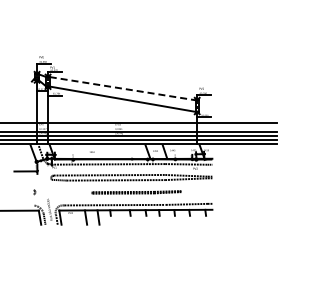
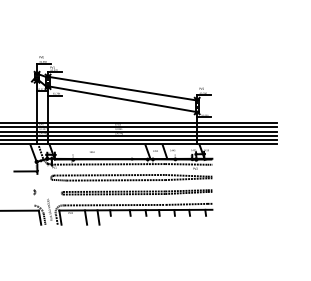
line: dashed -> solid (122, 88)
line: none -> present (139, 127)
part size: 91x5 px -> 152x7 px (136, 192)
